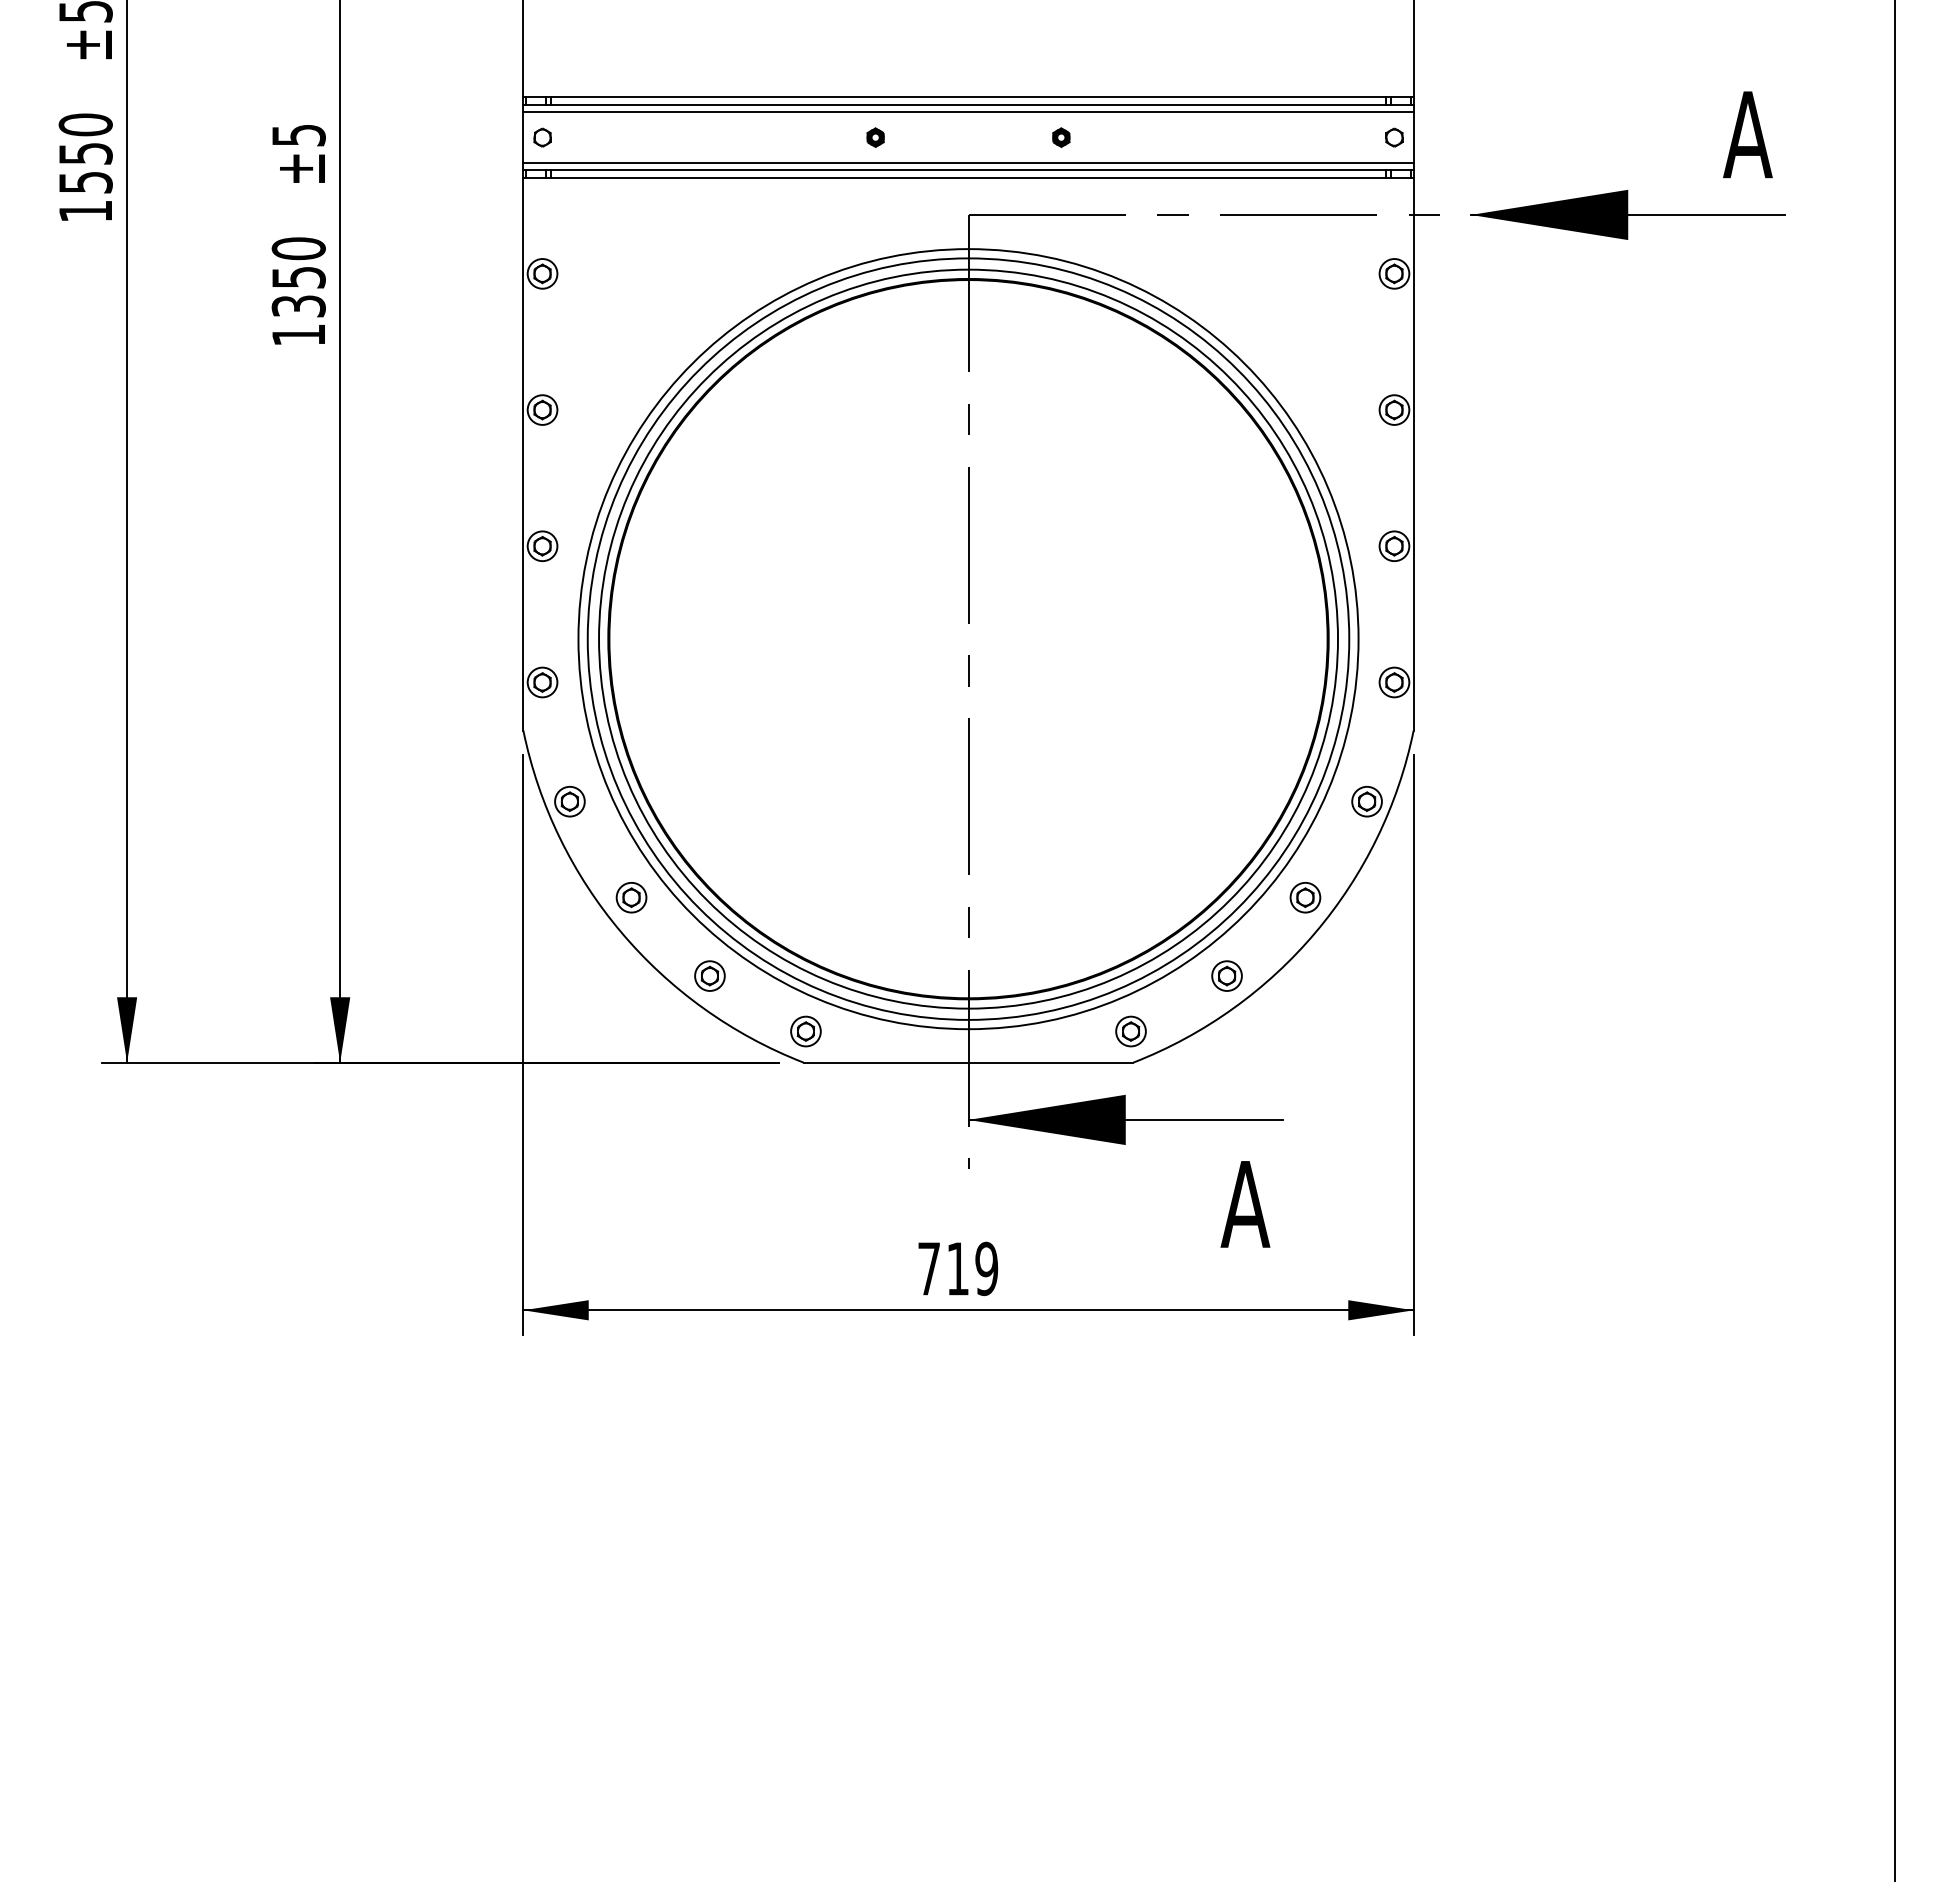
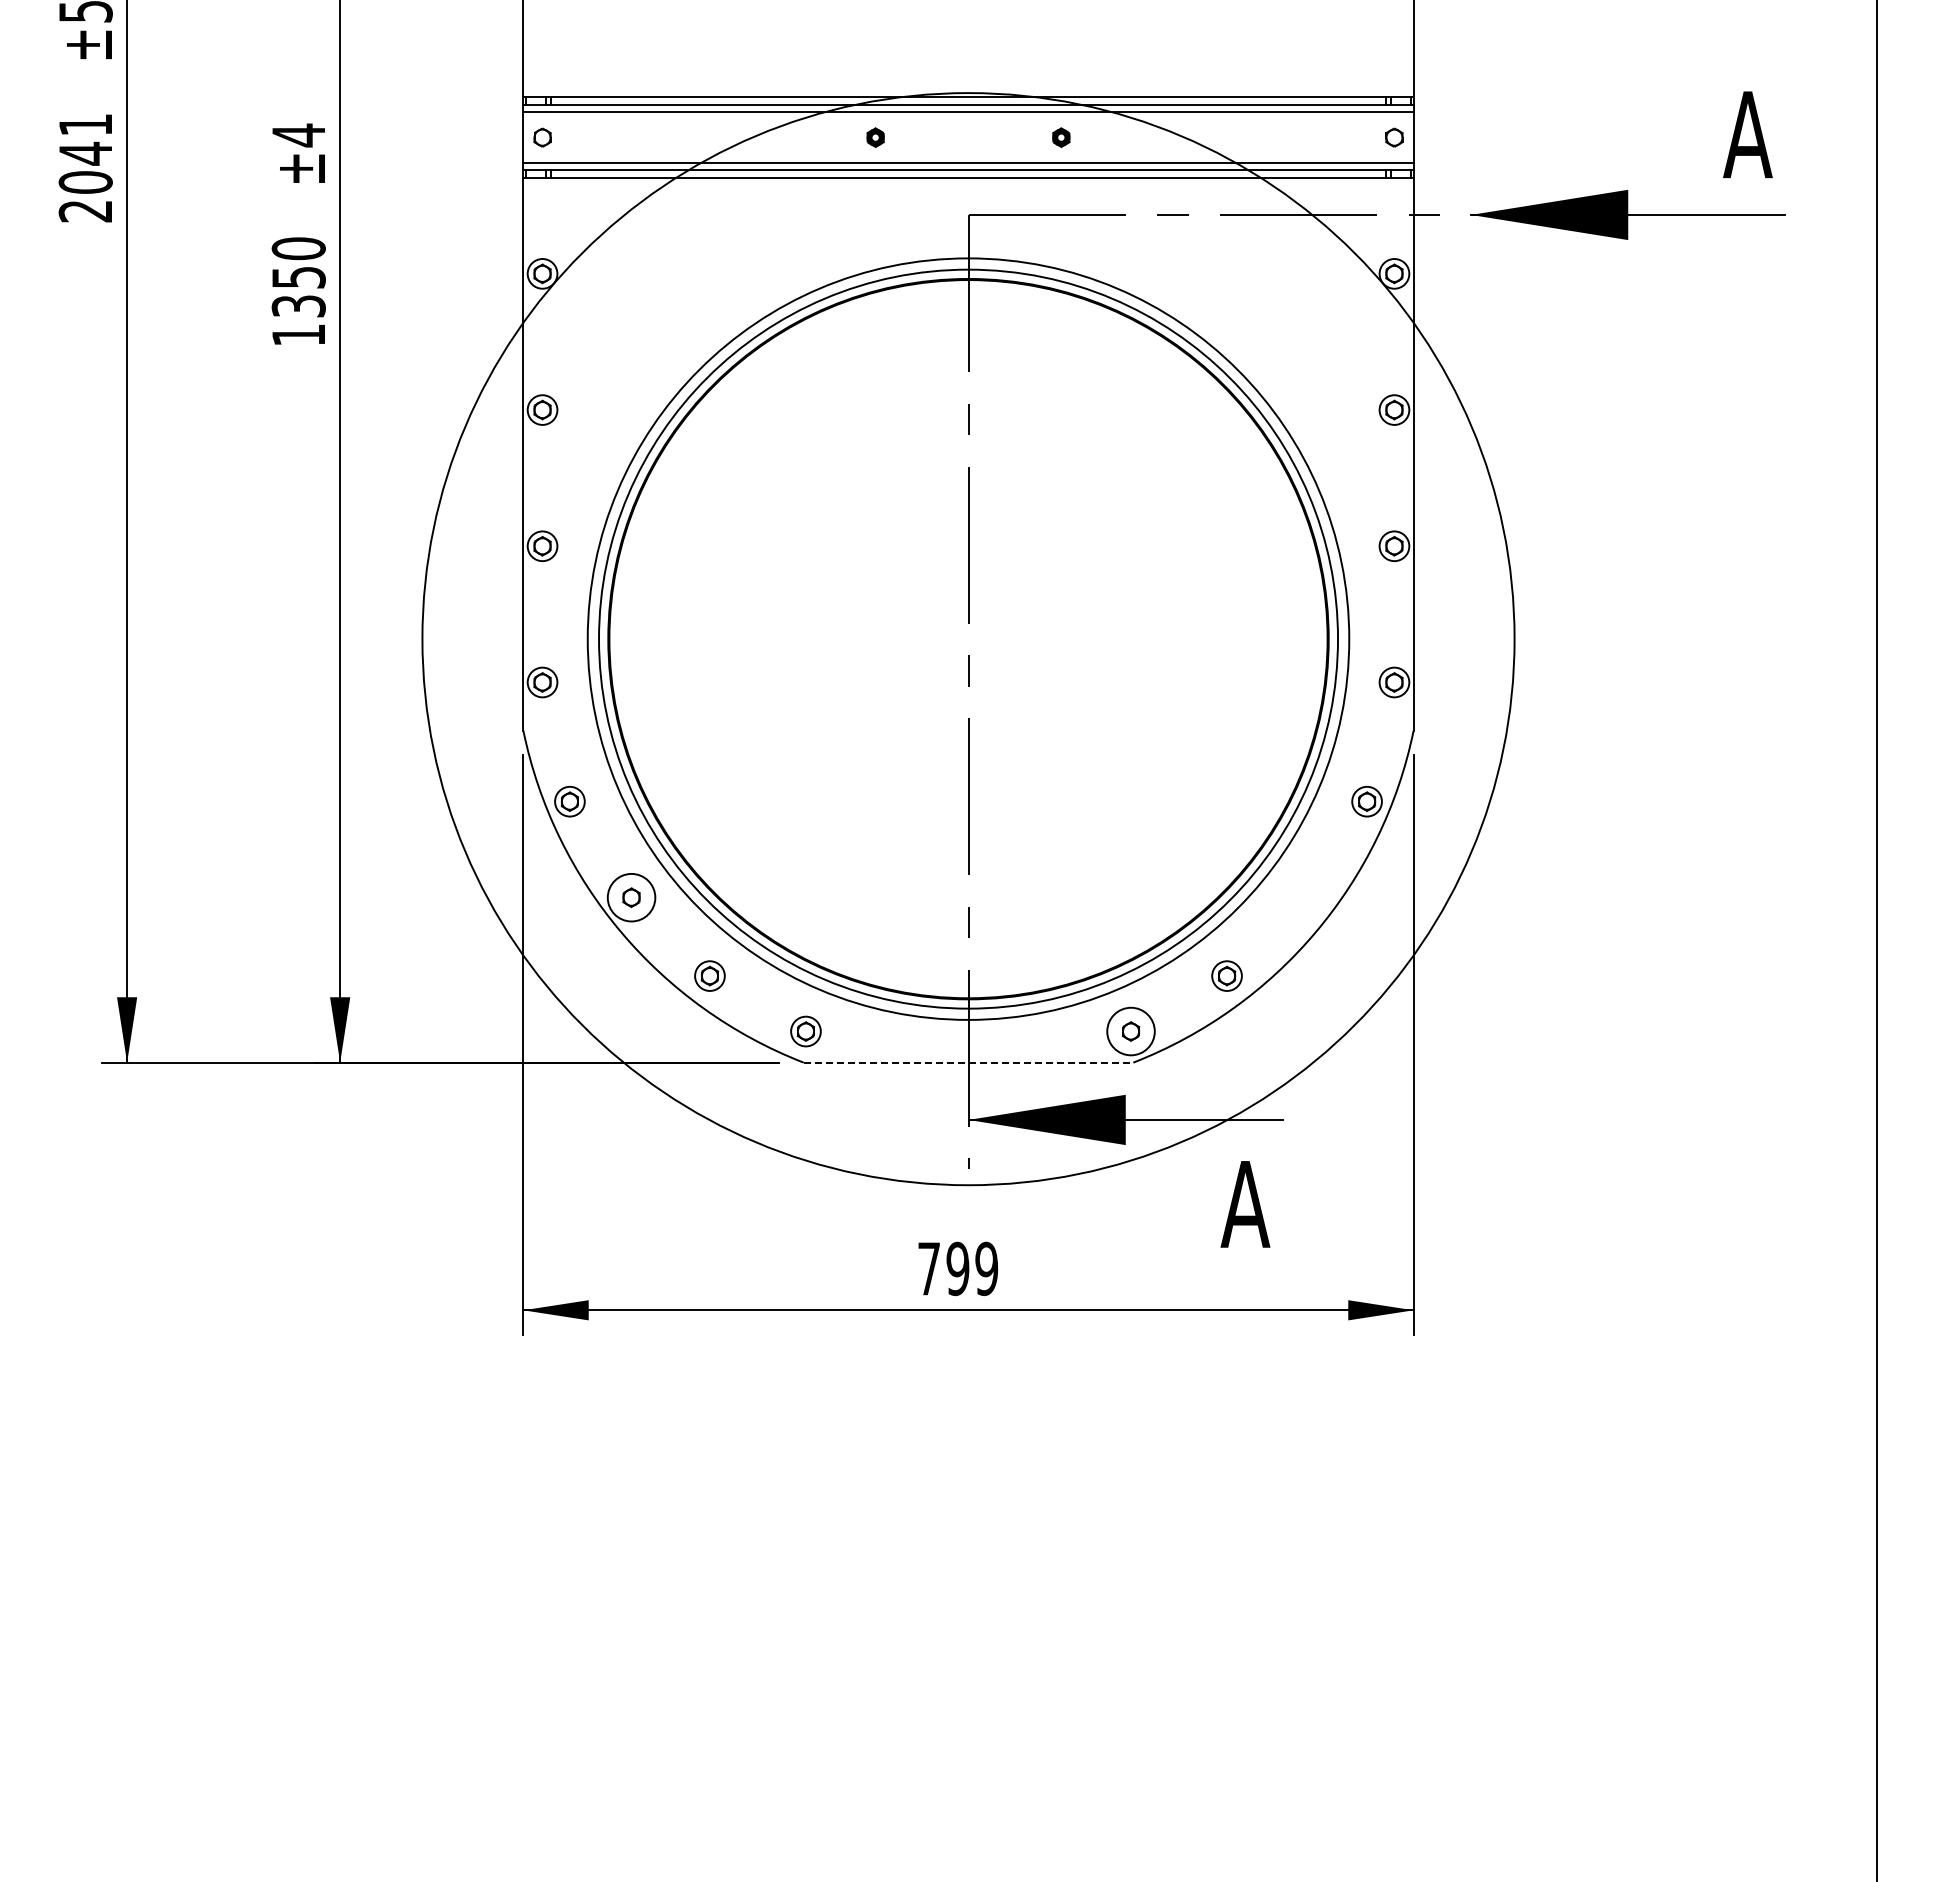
text: ±5 -> ±4 (298, 135)
text: 1550 -> 2041 (85, 167)
circle diameter: 780 px -> 1092 px (968, 639)
circle diameter: 30 px -> 48 px (631, 897)
part: present -> none (1305, 897)
line position: (1895, 940) -> (1877, 940) (1877, 940)
circle diameter: 30 px -> 48 px (1130, 1031)
line: solid -> dashed (968, 1062)
text: 719 -> 799 (957, 1268)
